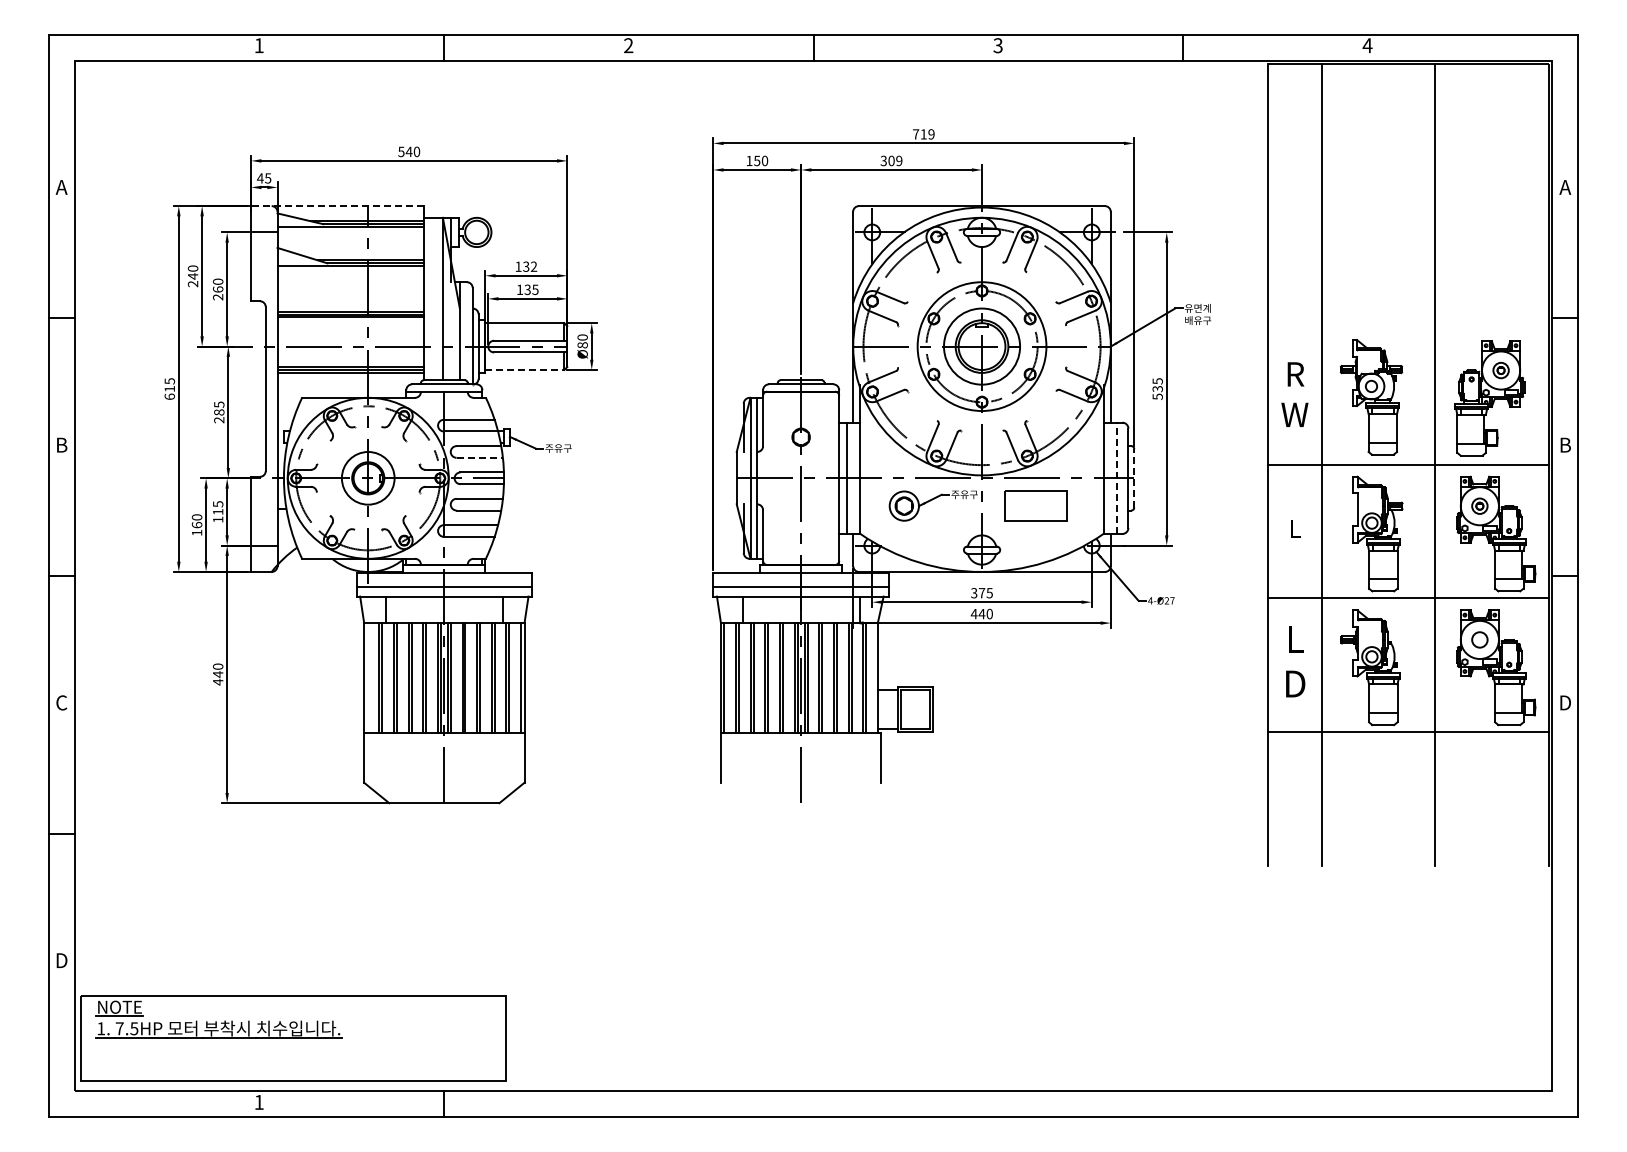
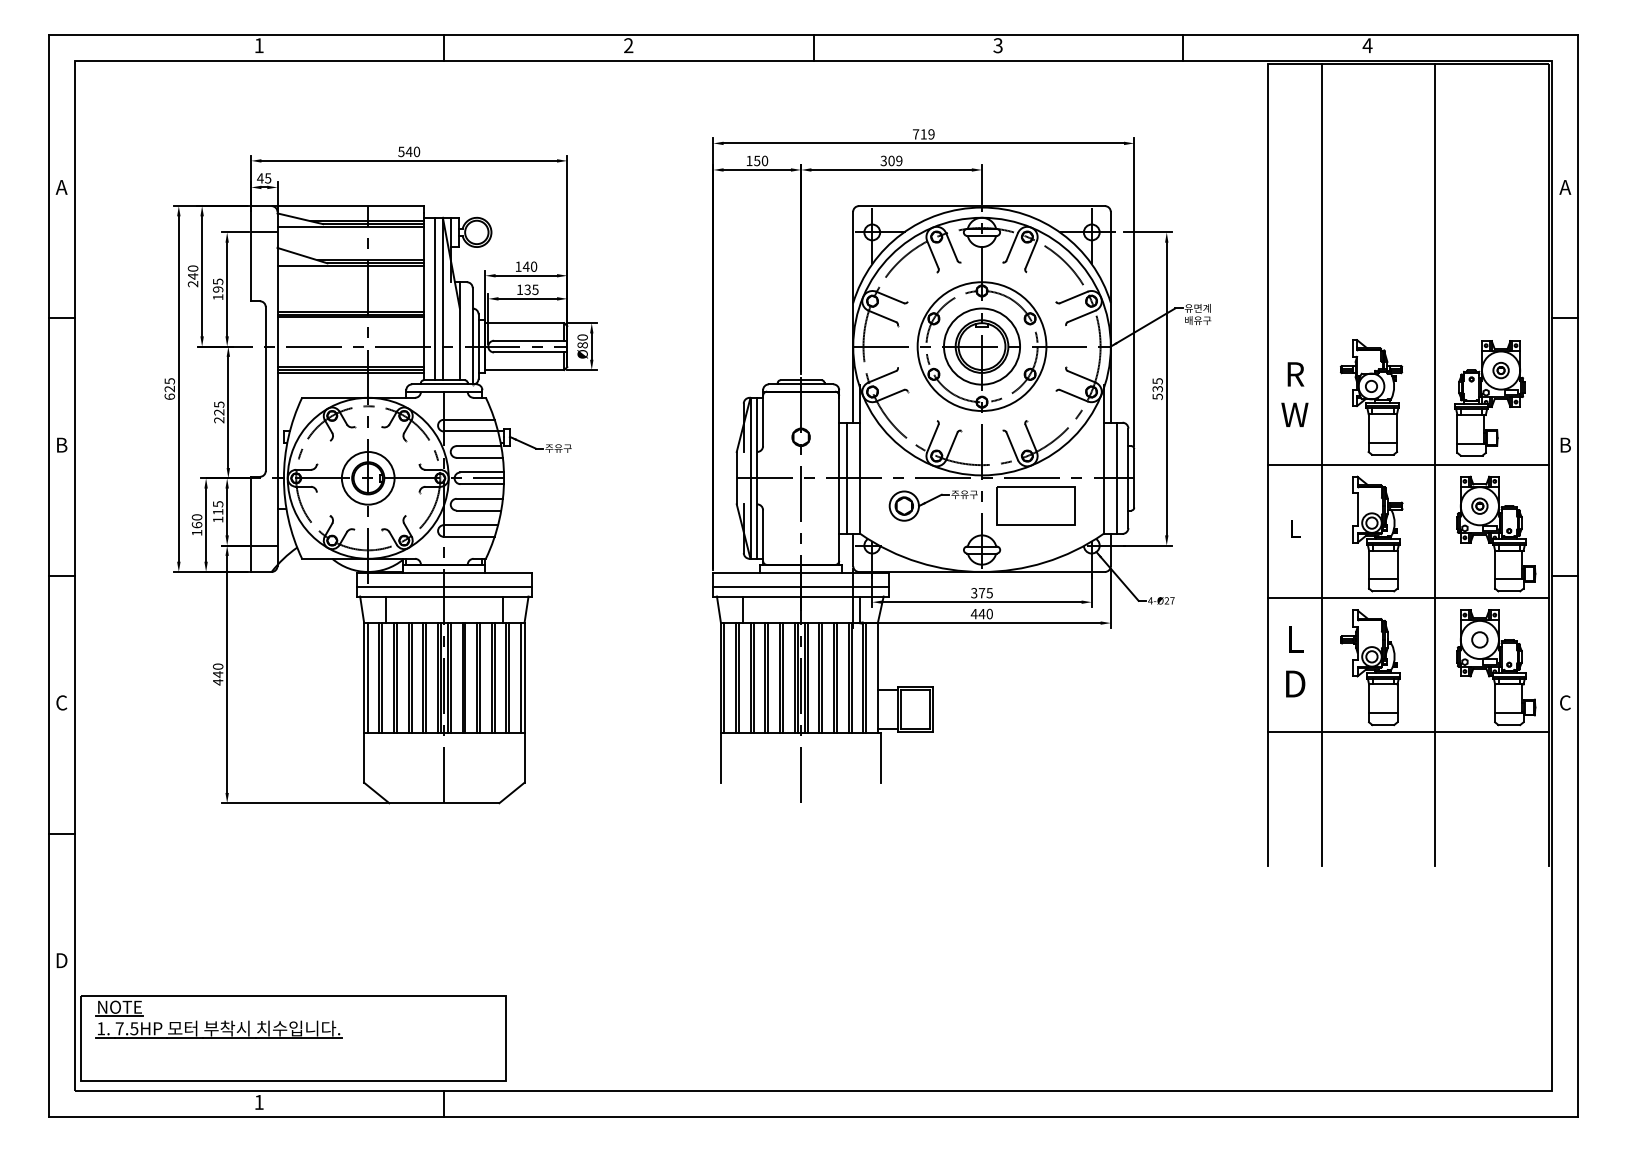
line: dashed -> solid (337, 206)
text: 132 -> 140 (529, 266)
text: 260 -> 195 (217, 289)
line: none -> present (435, 298)
line: dashed -> solid (524, 370)
text: 615 -> 625 (169, 388)
text: 285 -> 225 (219, 412)
line: dashed -> solid (480, 457)
line: dashed -> solid (1134, 477)
line: dashed -> solid (1116, 478)
part size: 64x32 px -> 80x40 px (1035, 505)
line: none -> present (367, 677)
text: D -> C (1565, 702)
